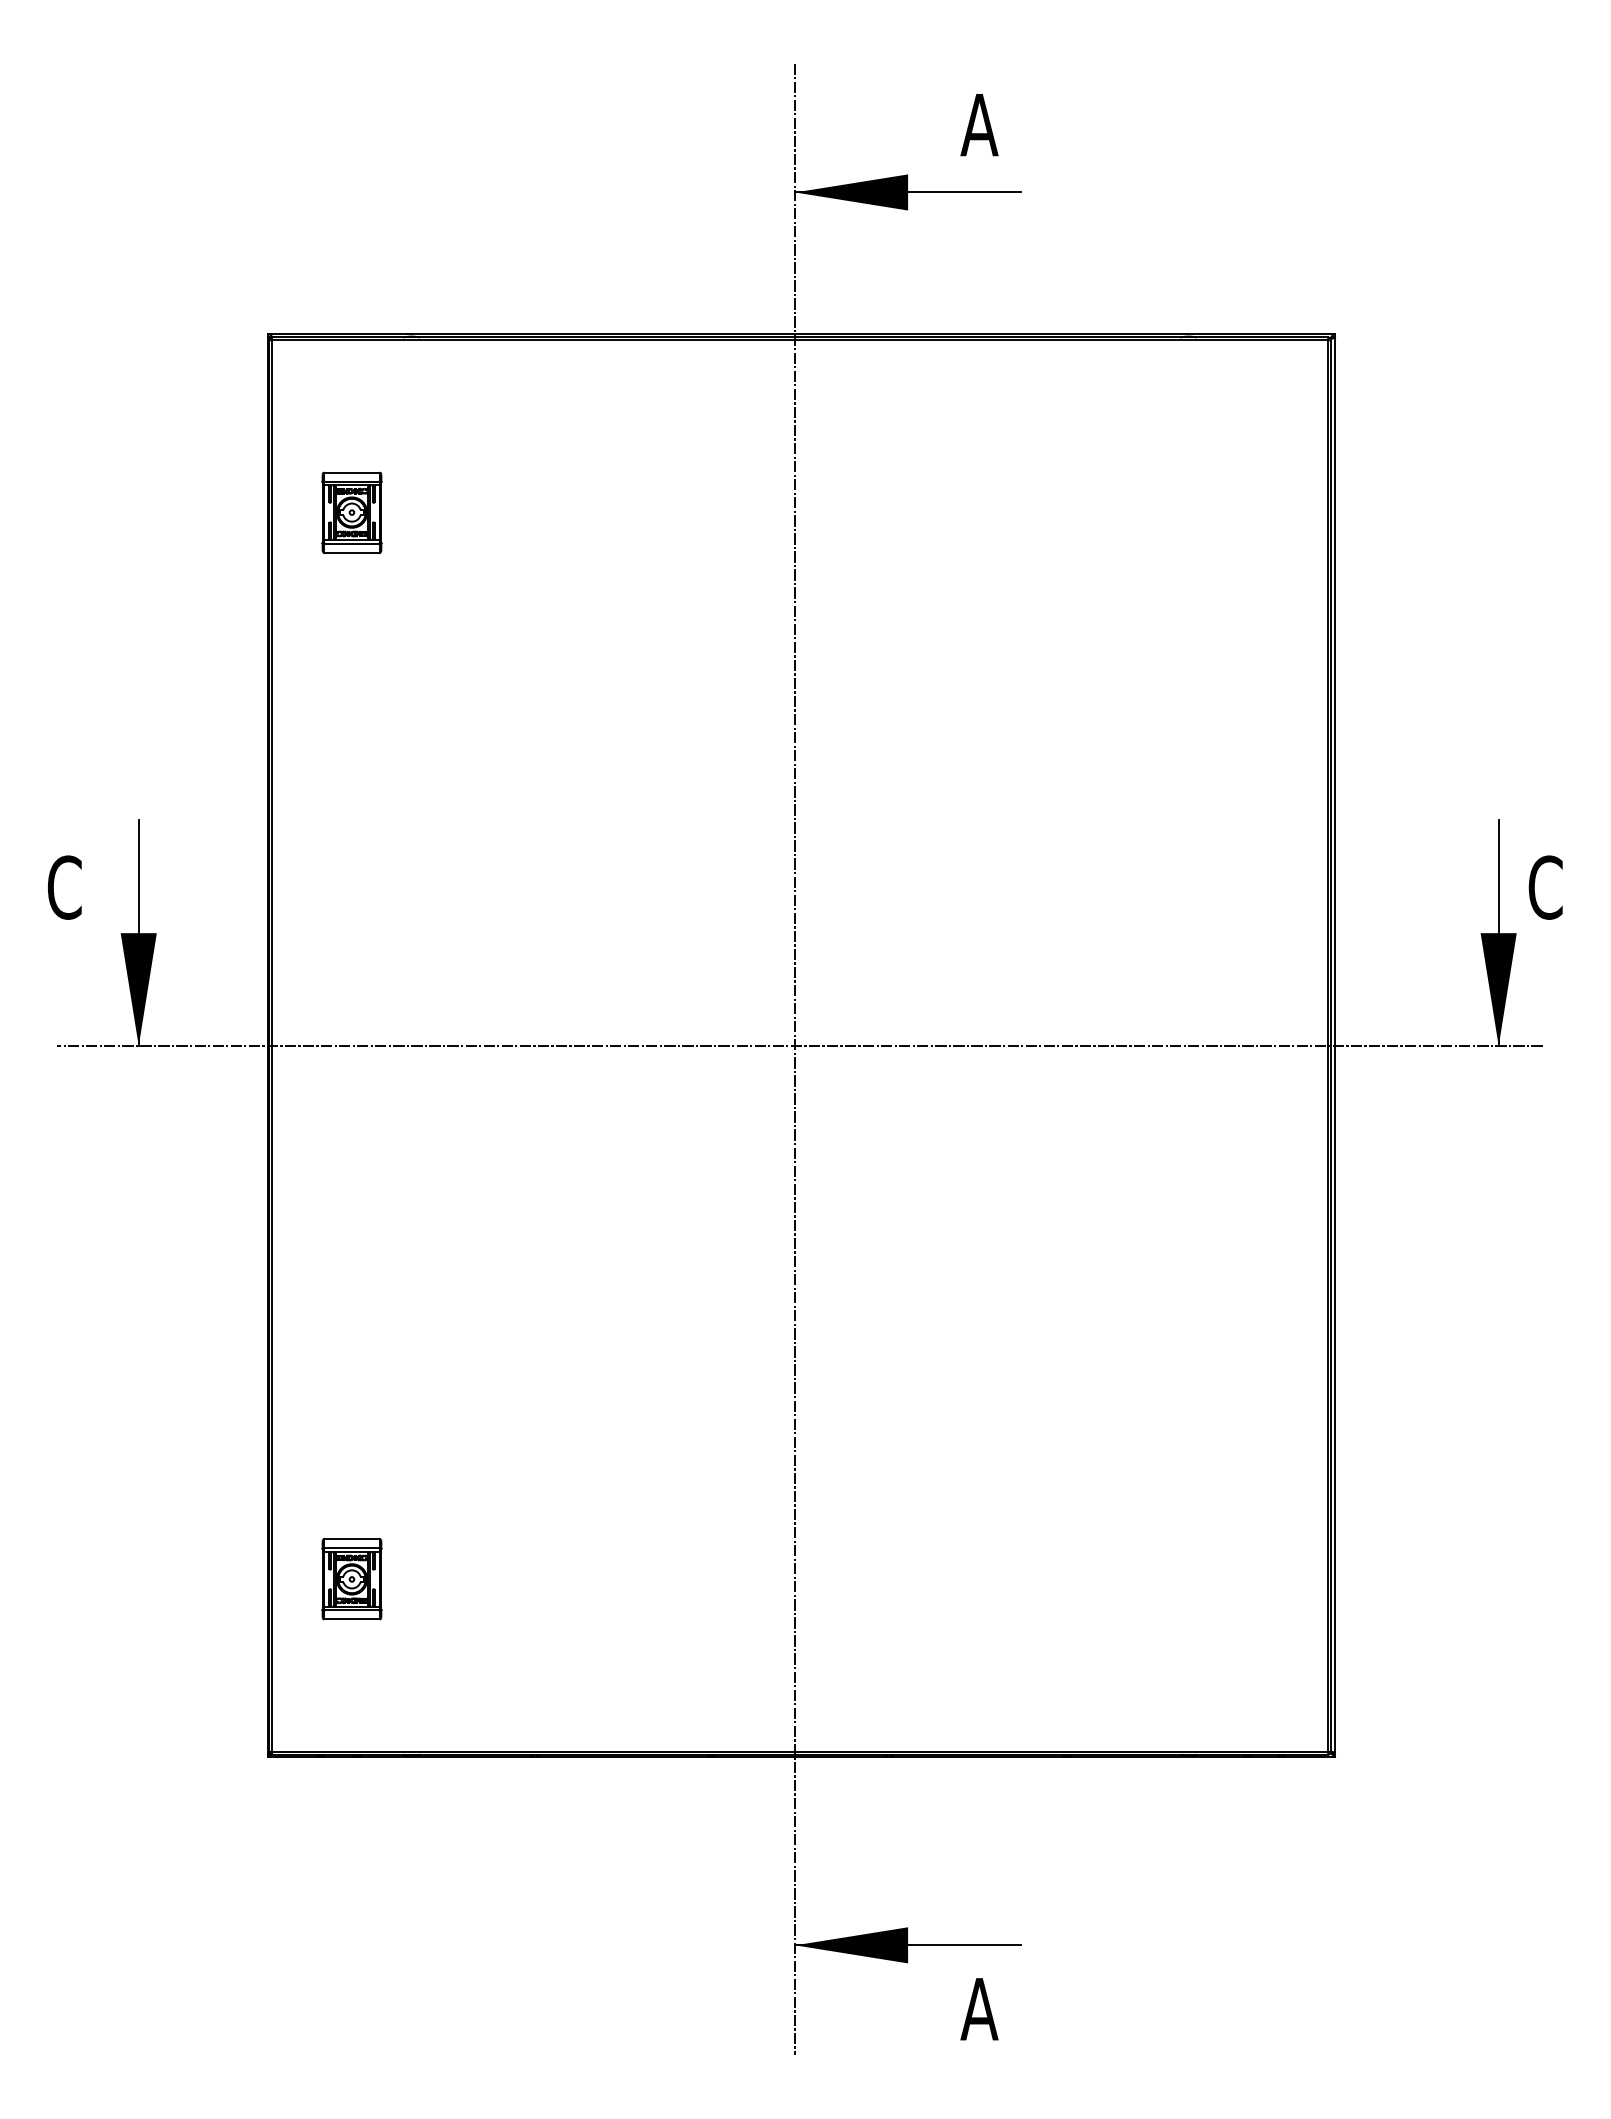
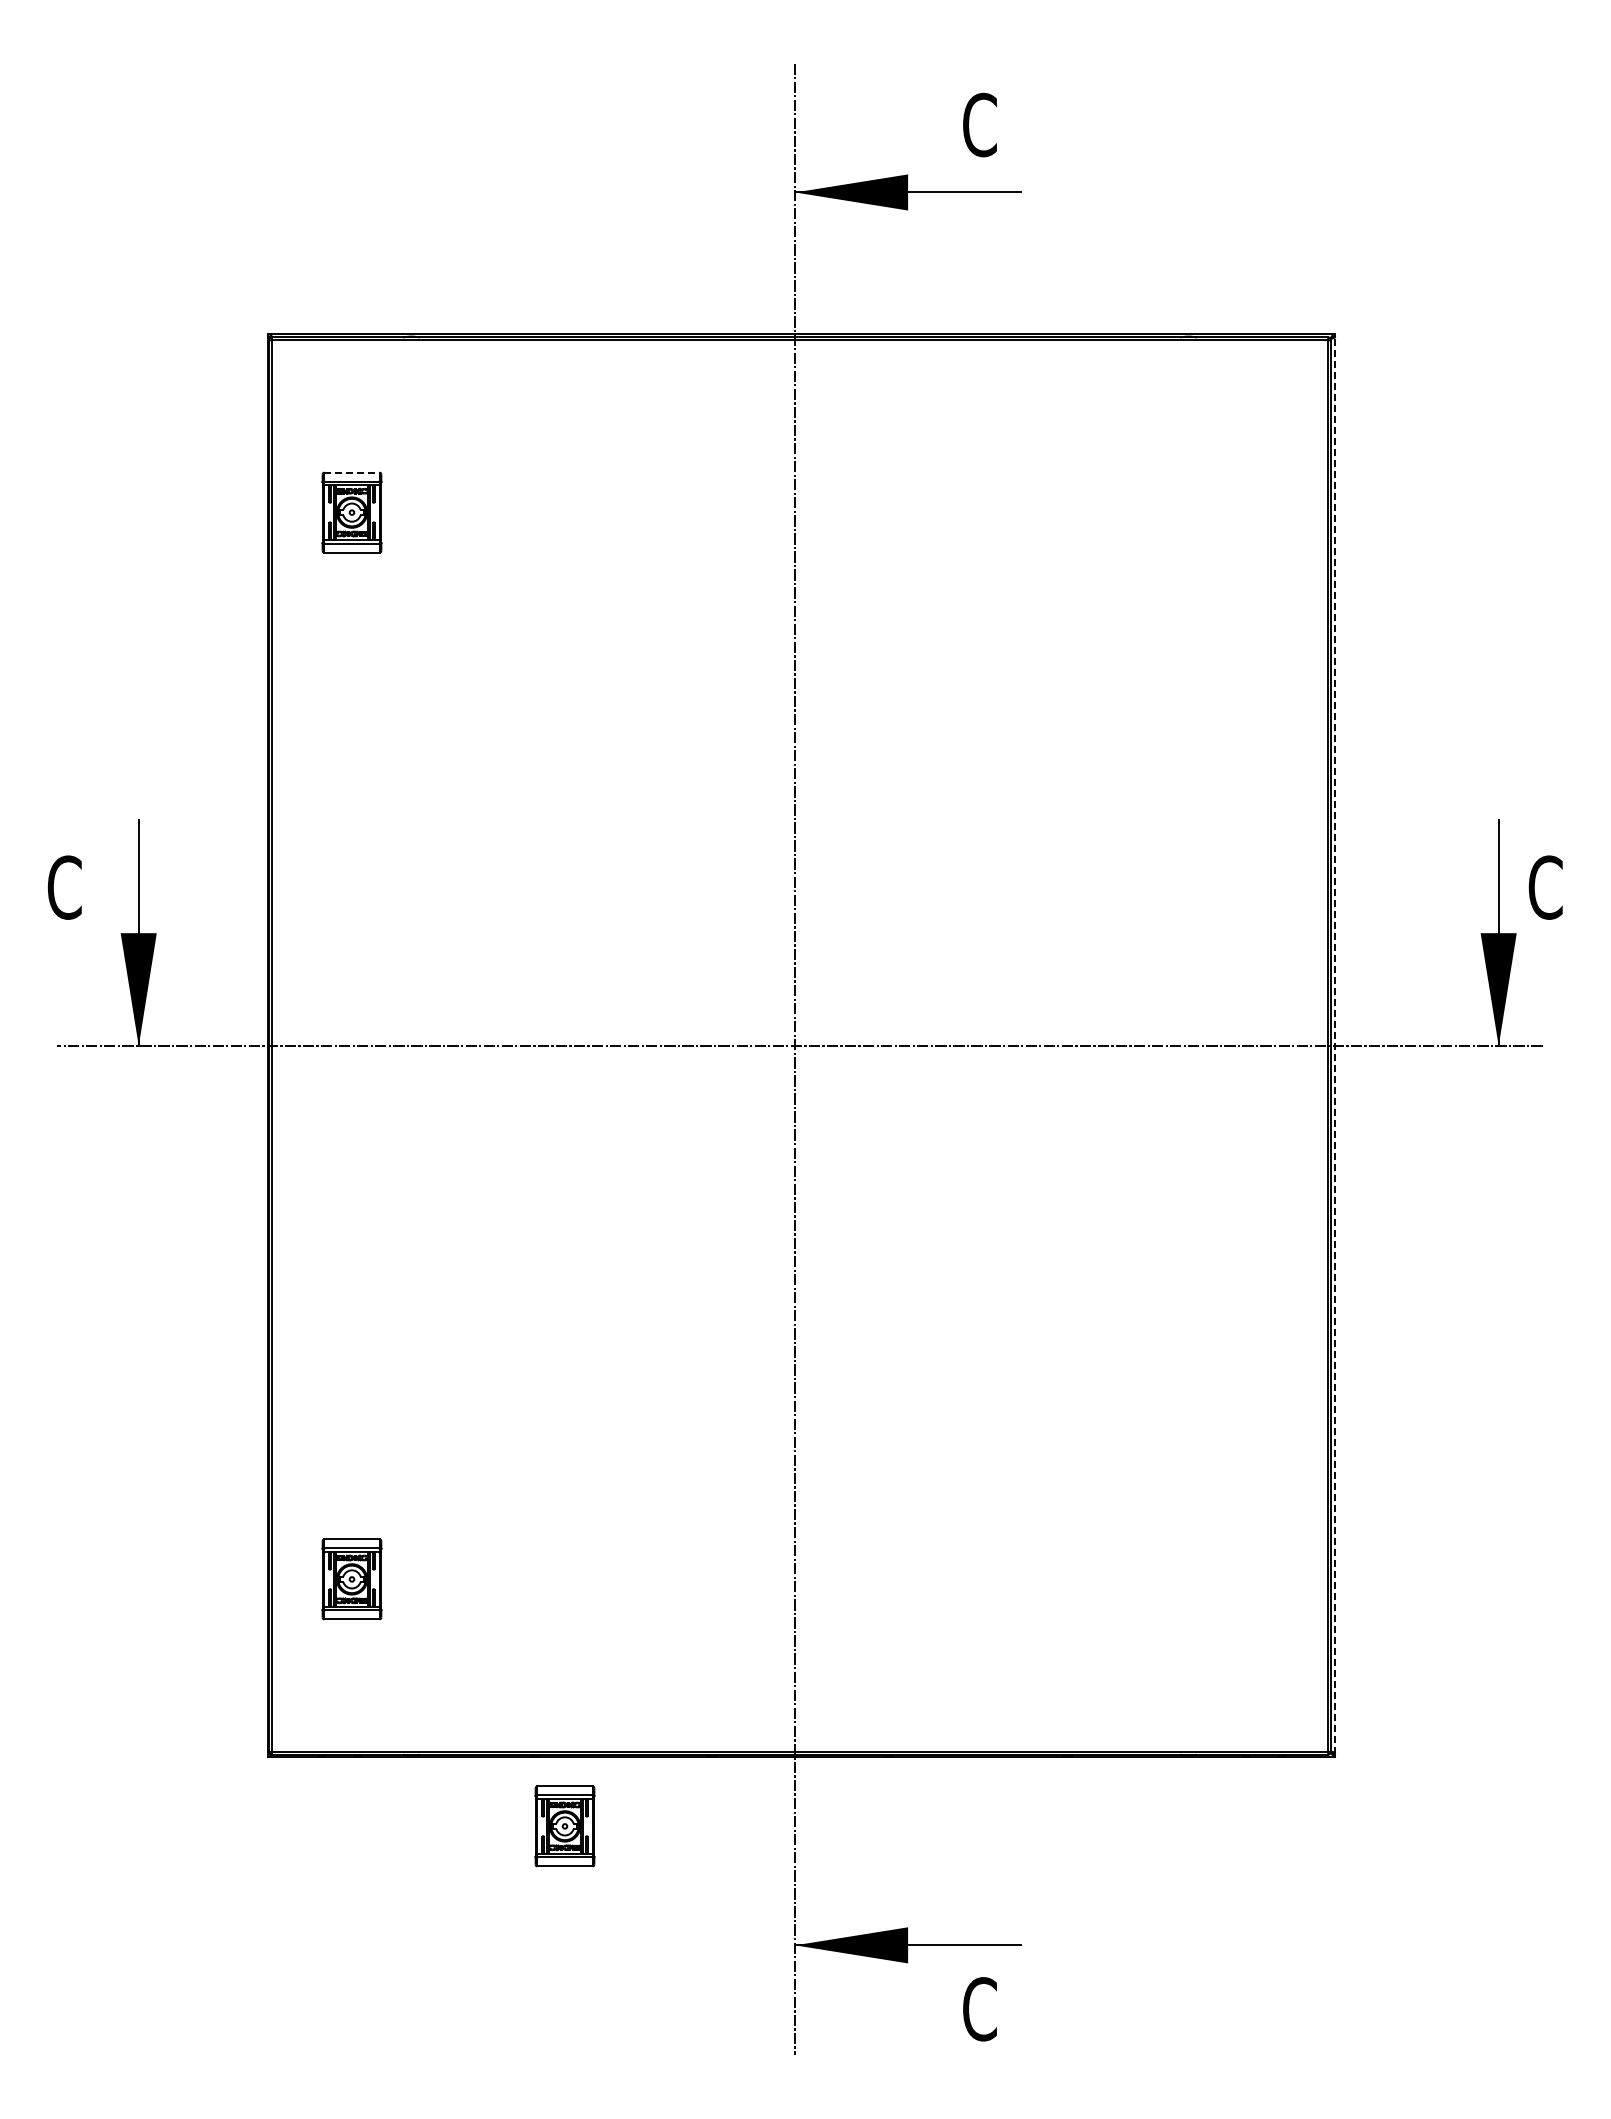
text: A -> C (979, 124)
line: solid -> dashed (352, 472)
line: solid -> dashed (1335, 1044)
part: none -> present (564, 1826)
text: A -> C (979, 2009)
